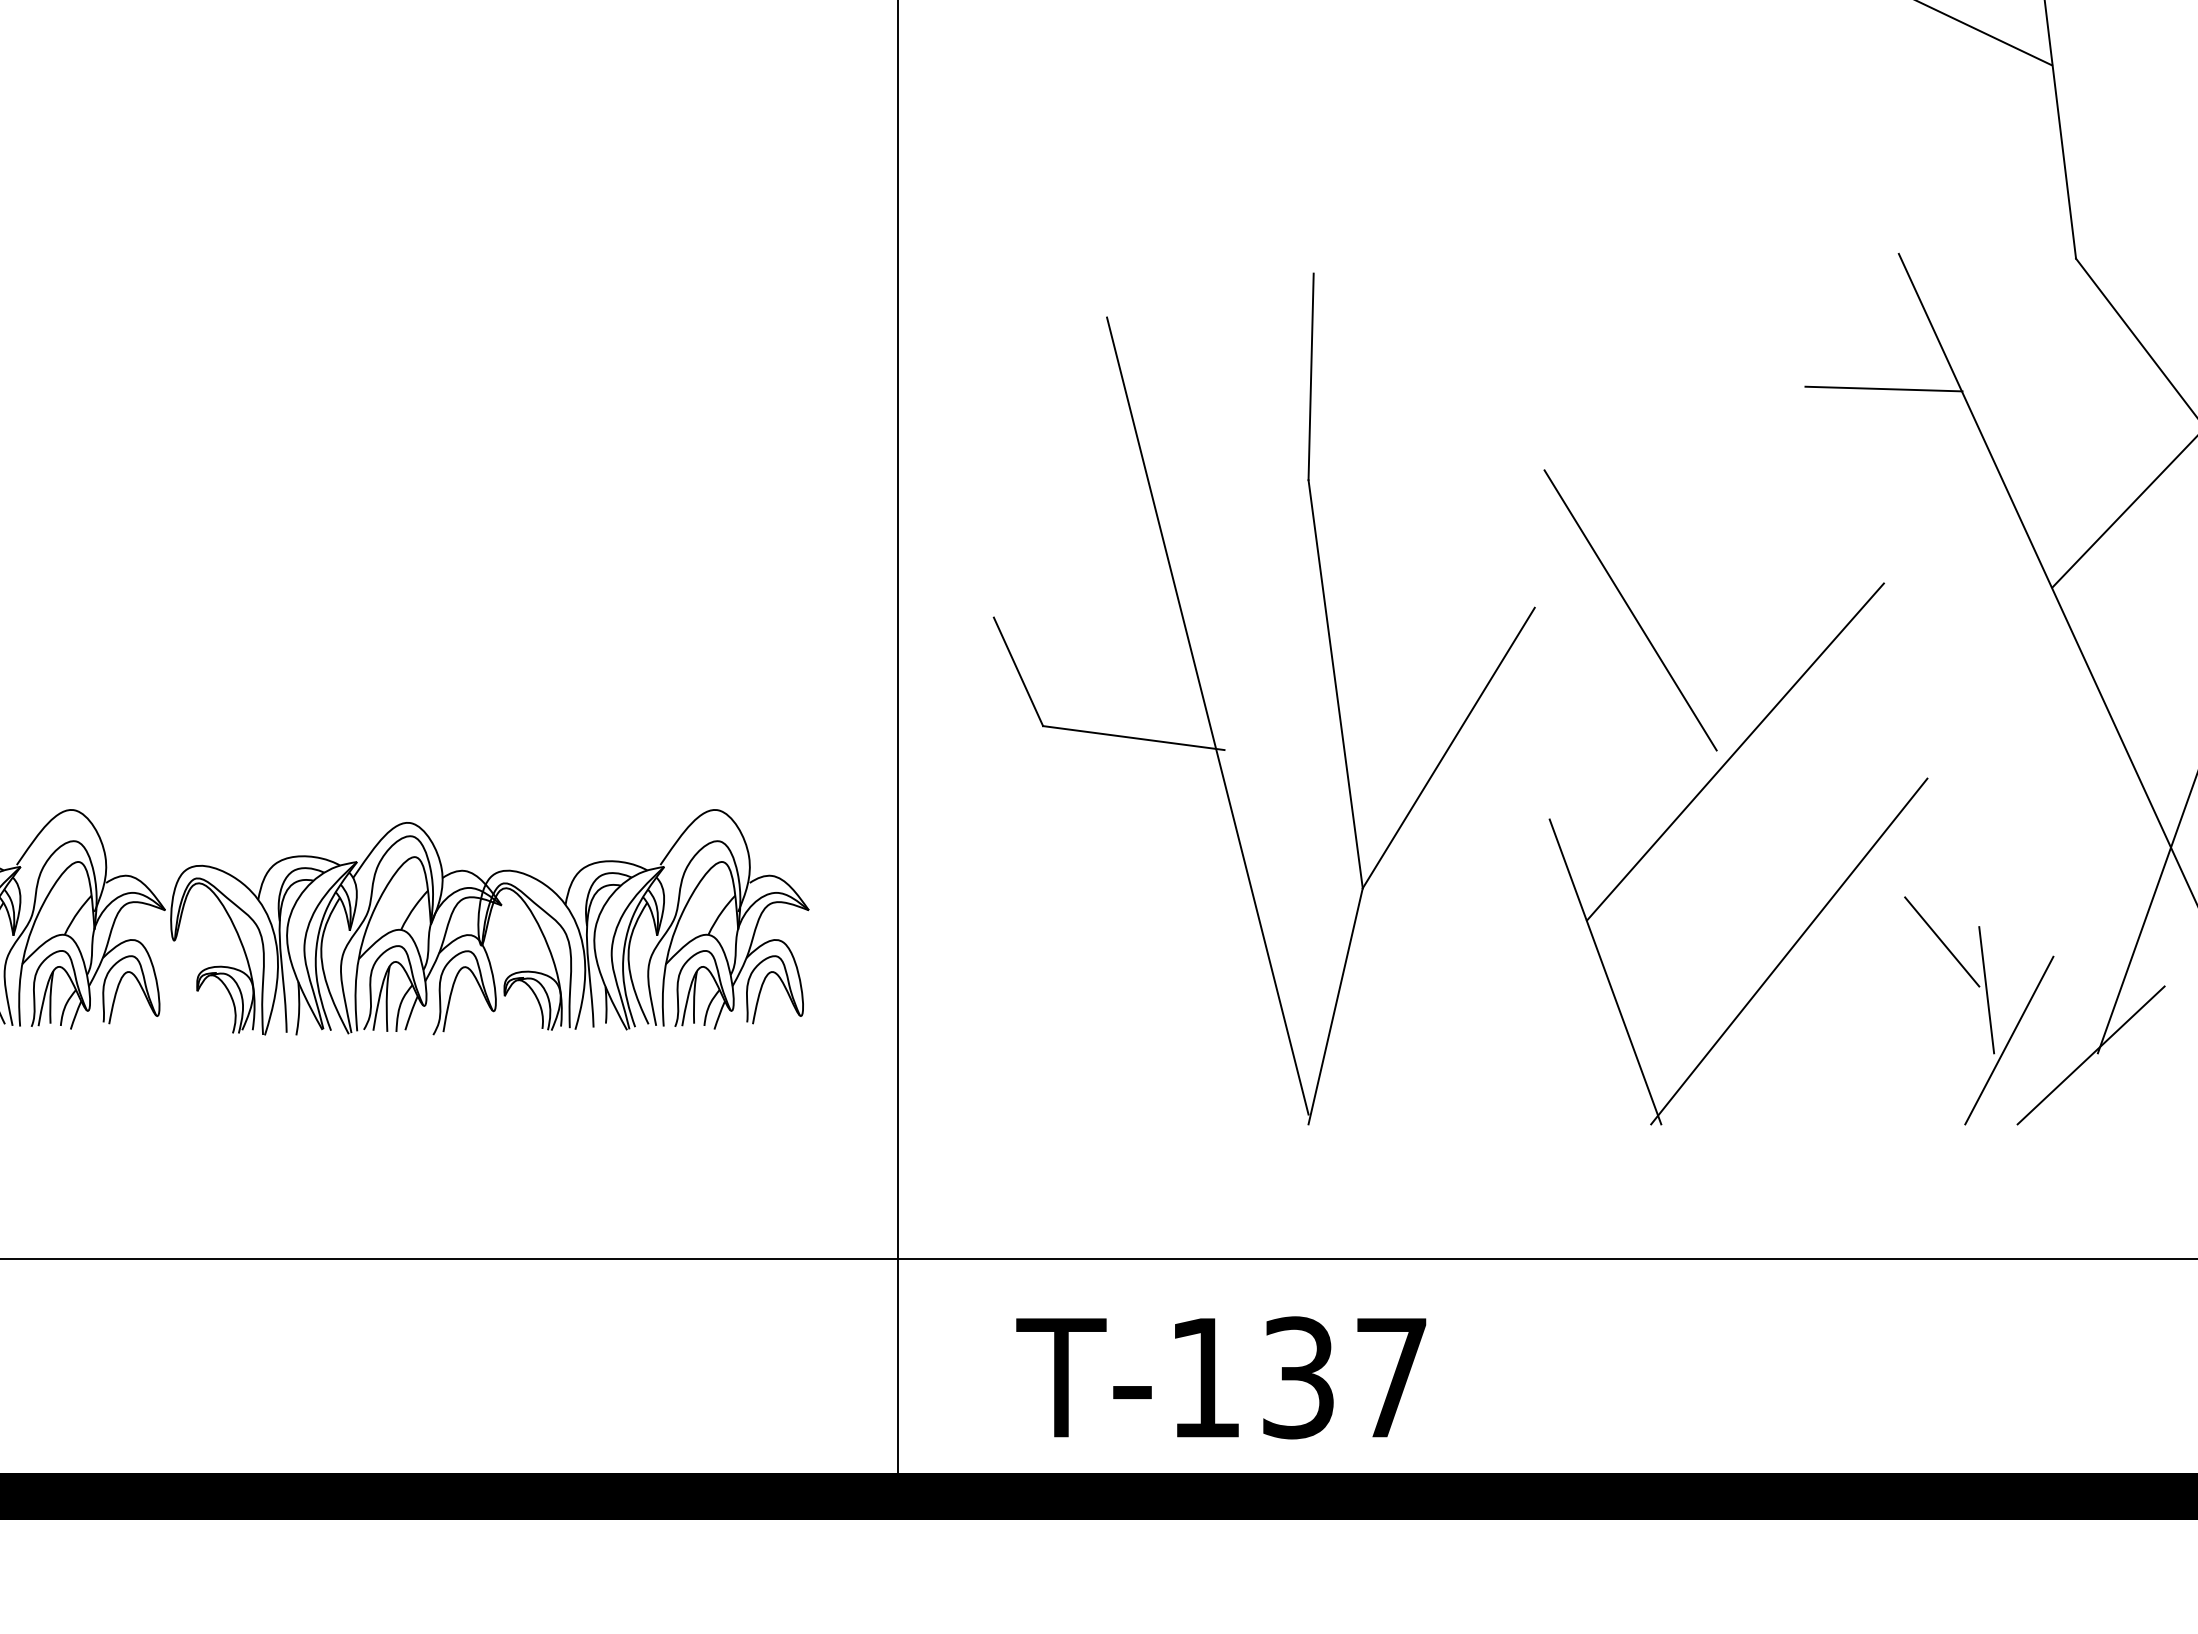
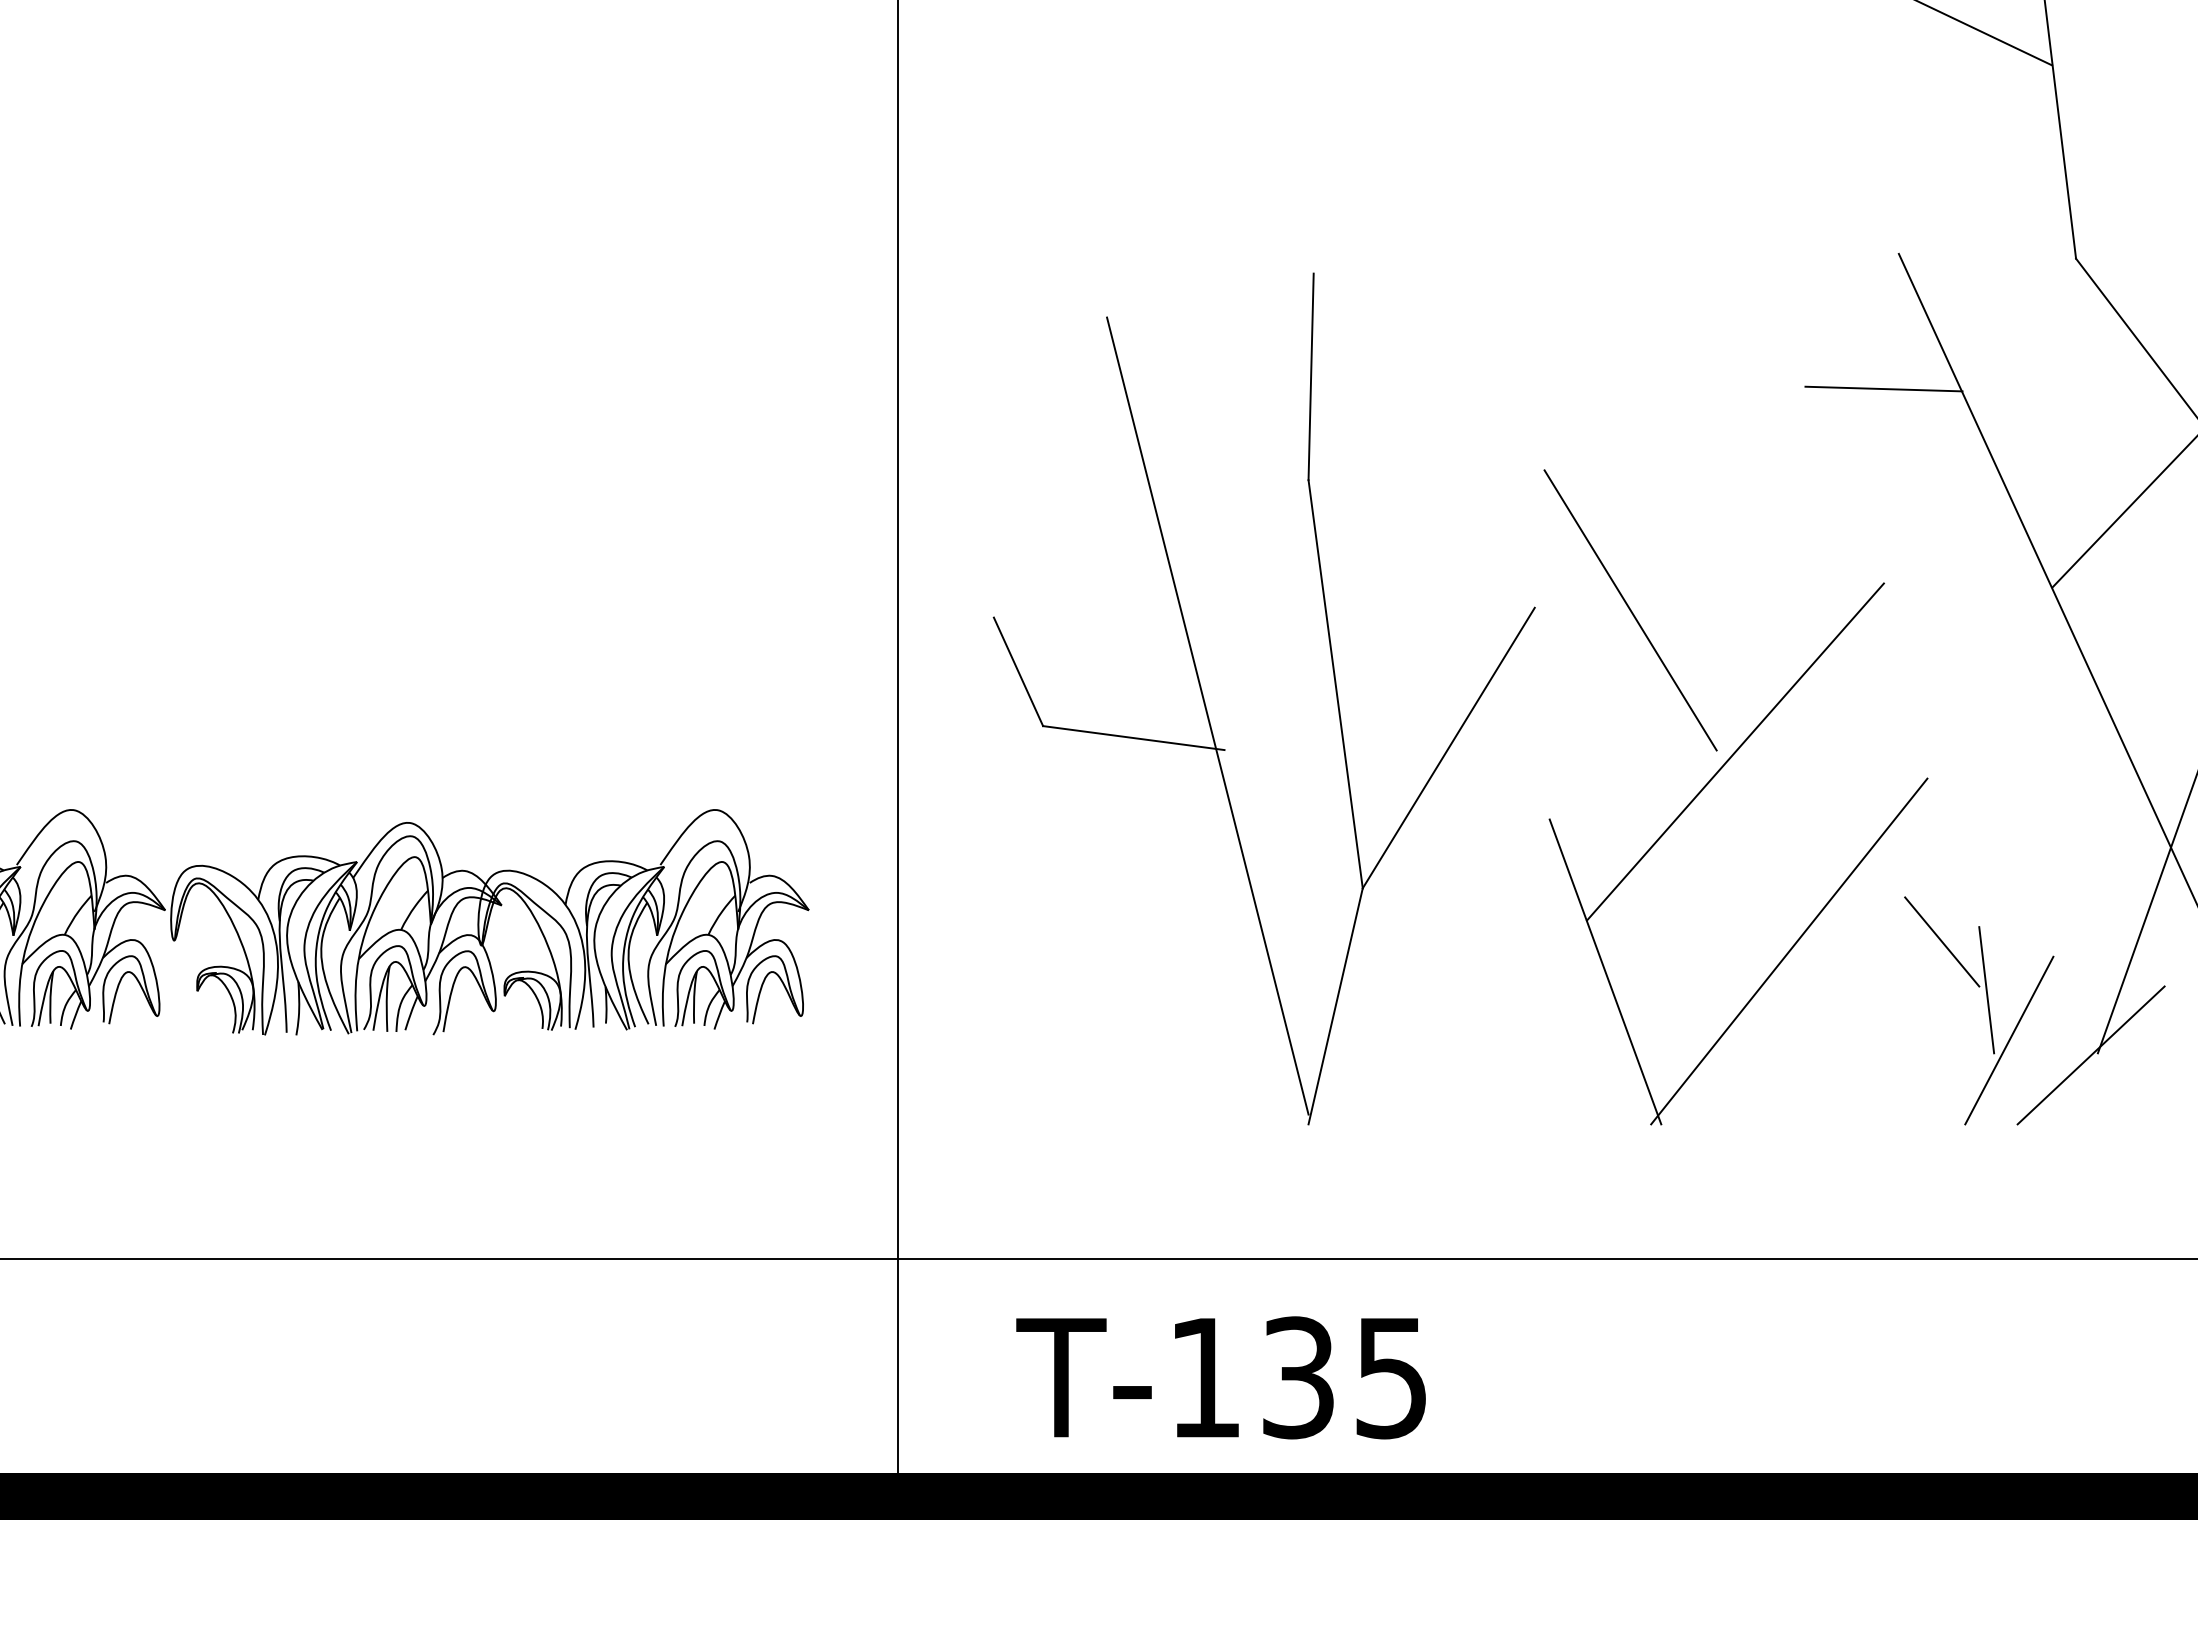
text: T-137 -> T-135 (1391, 1378)
